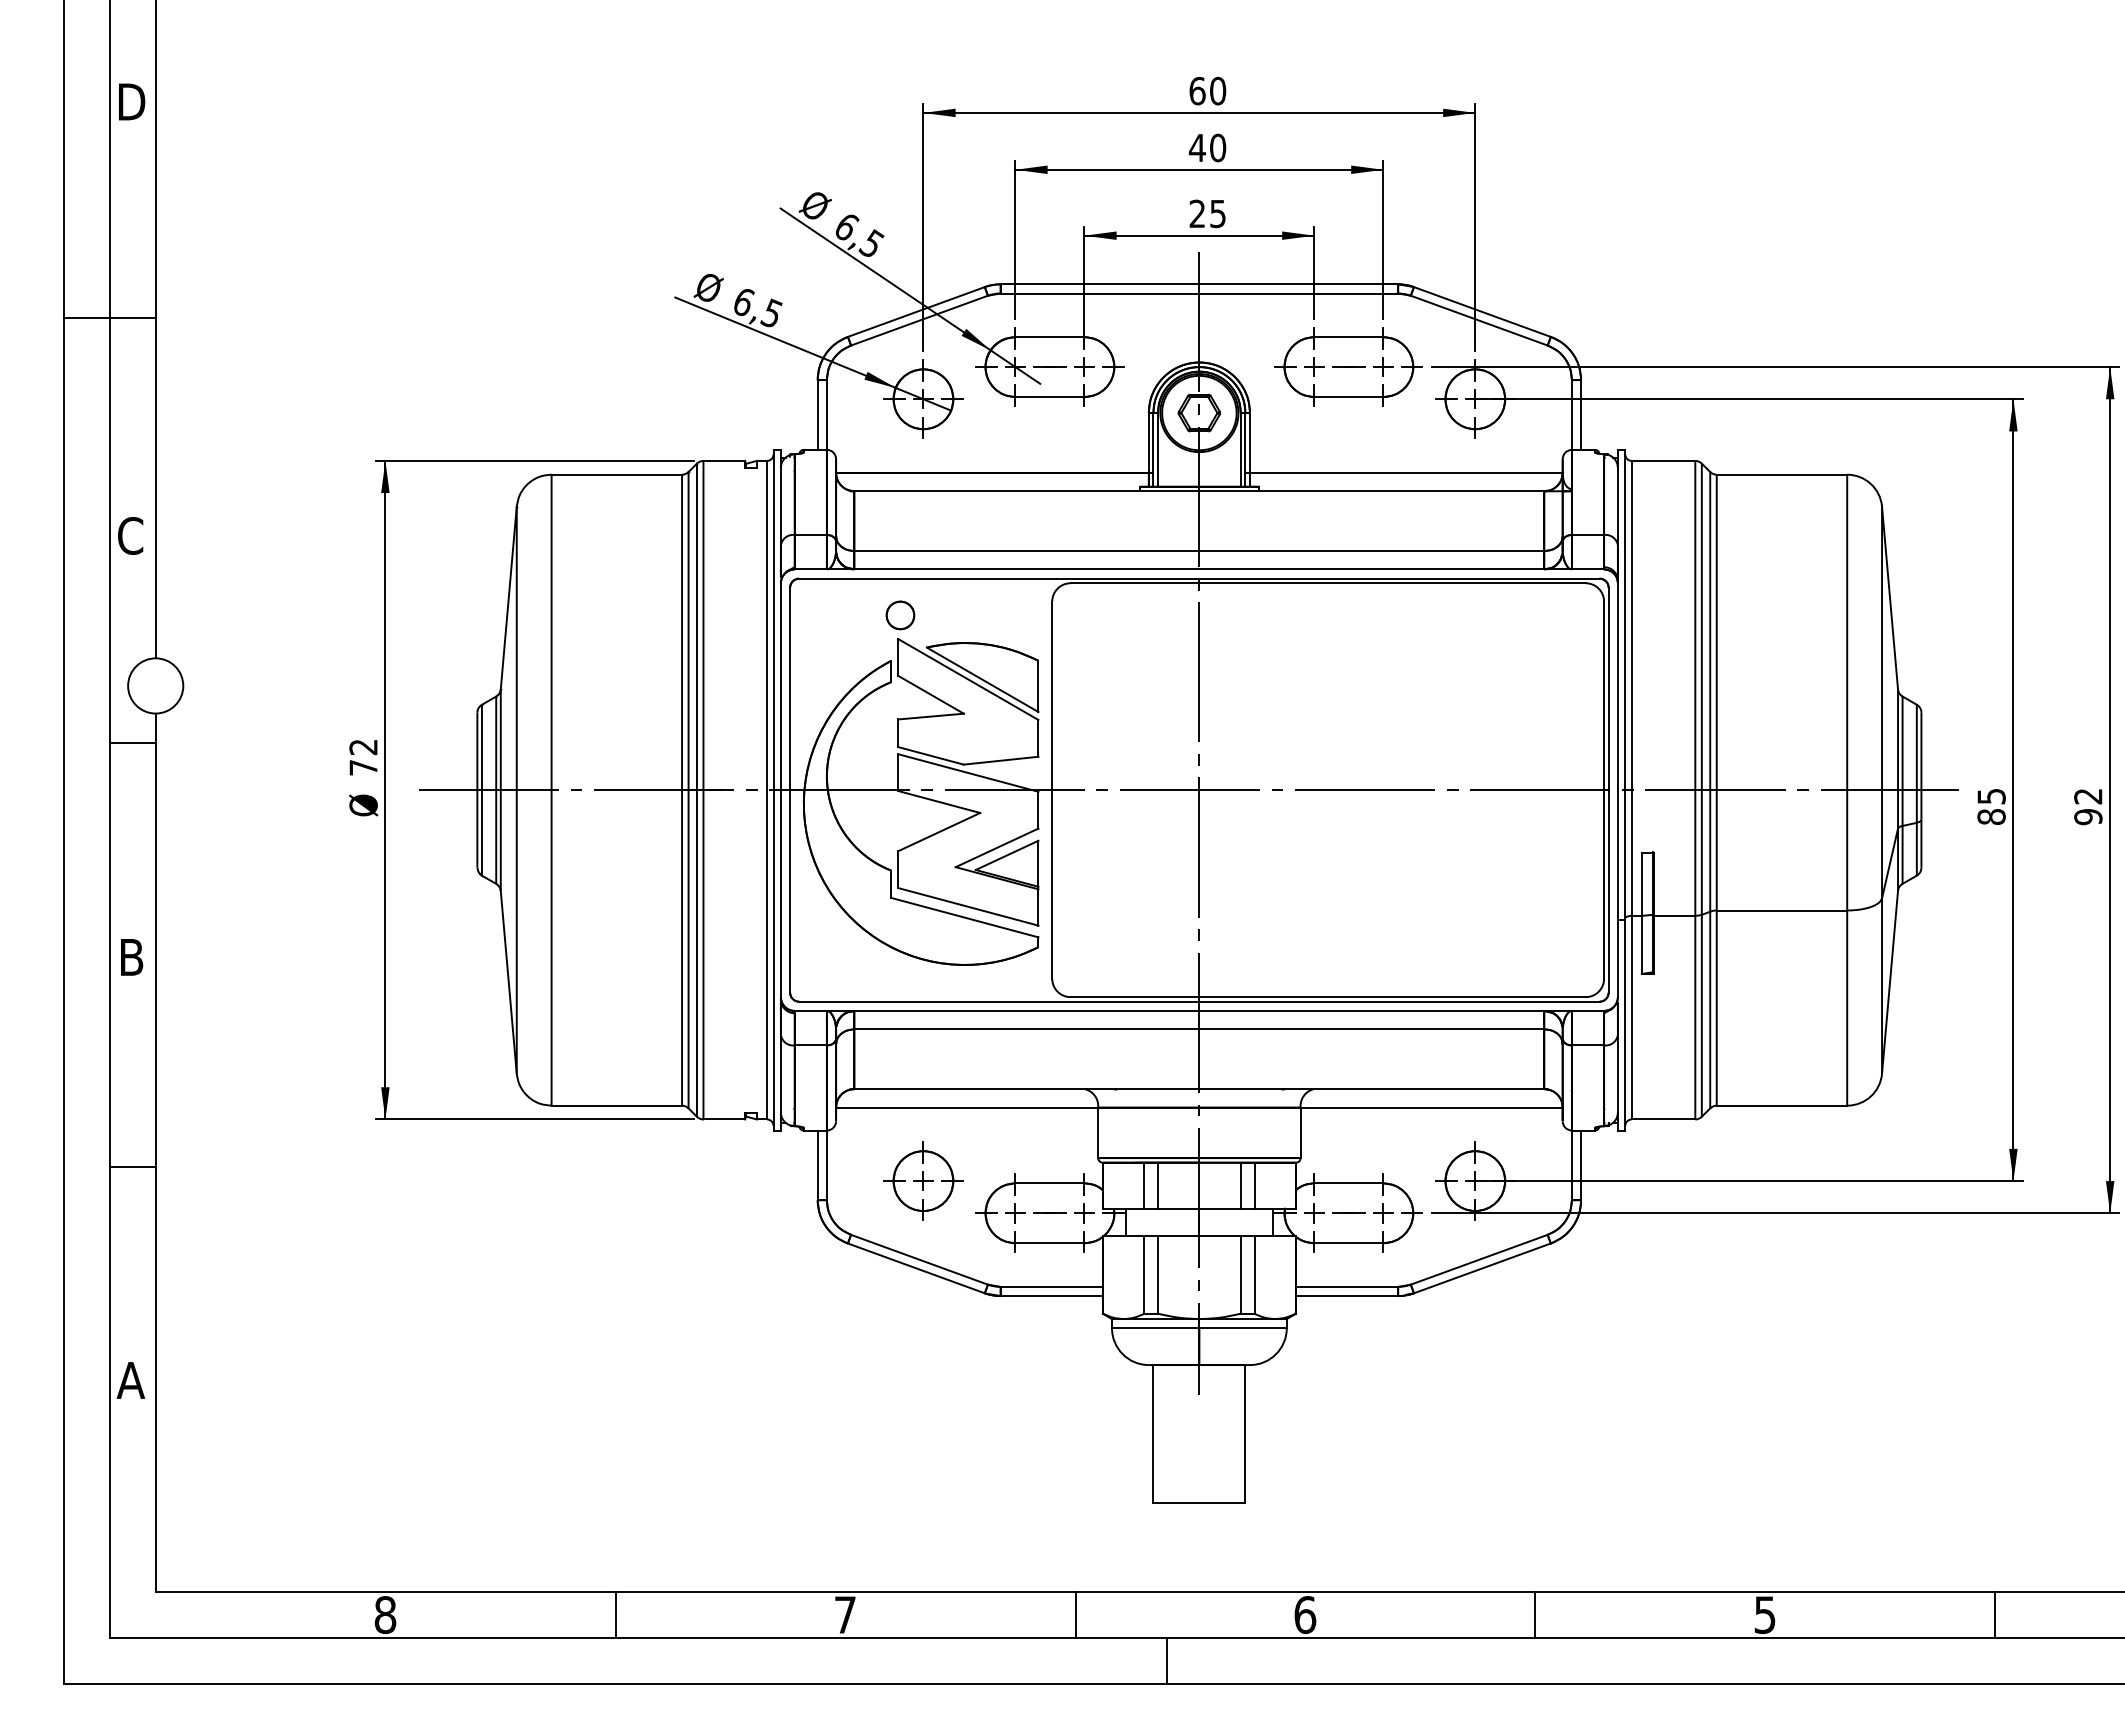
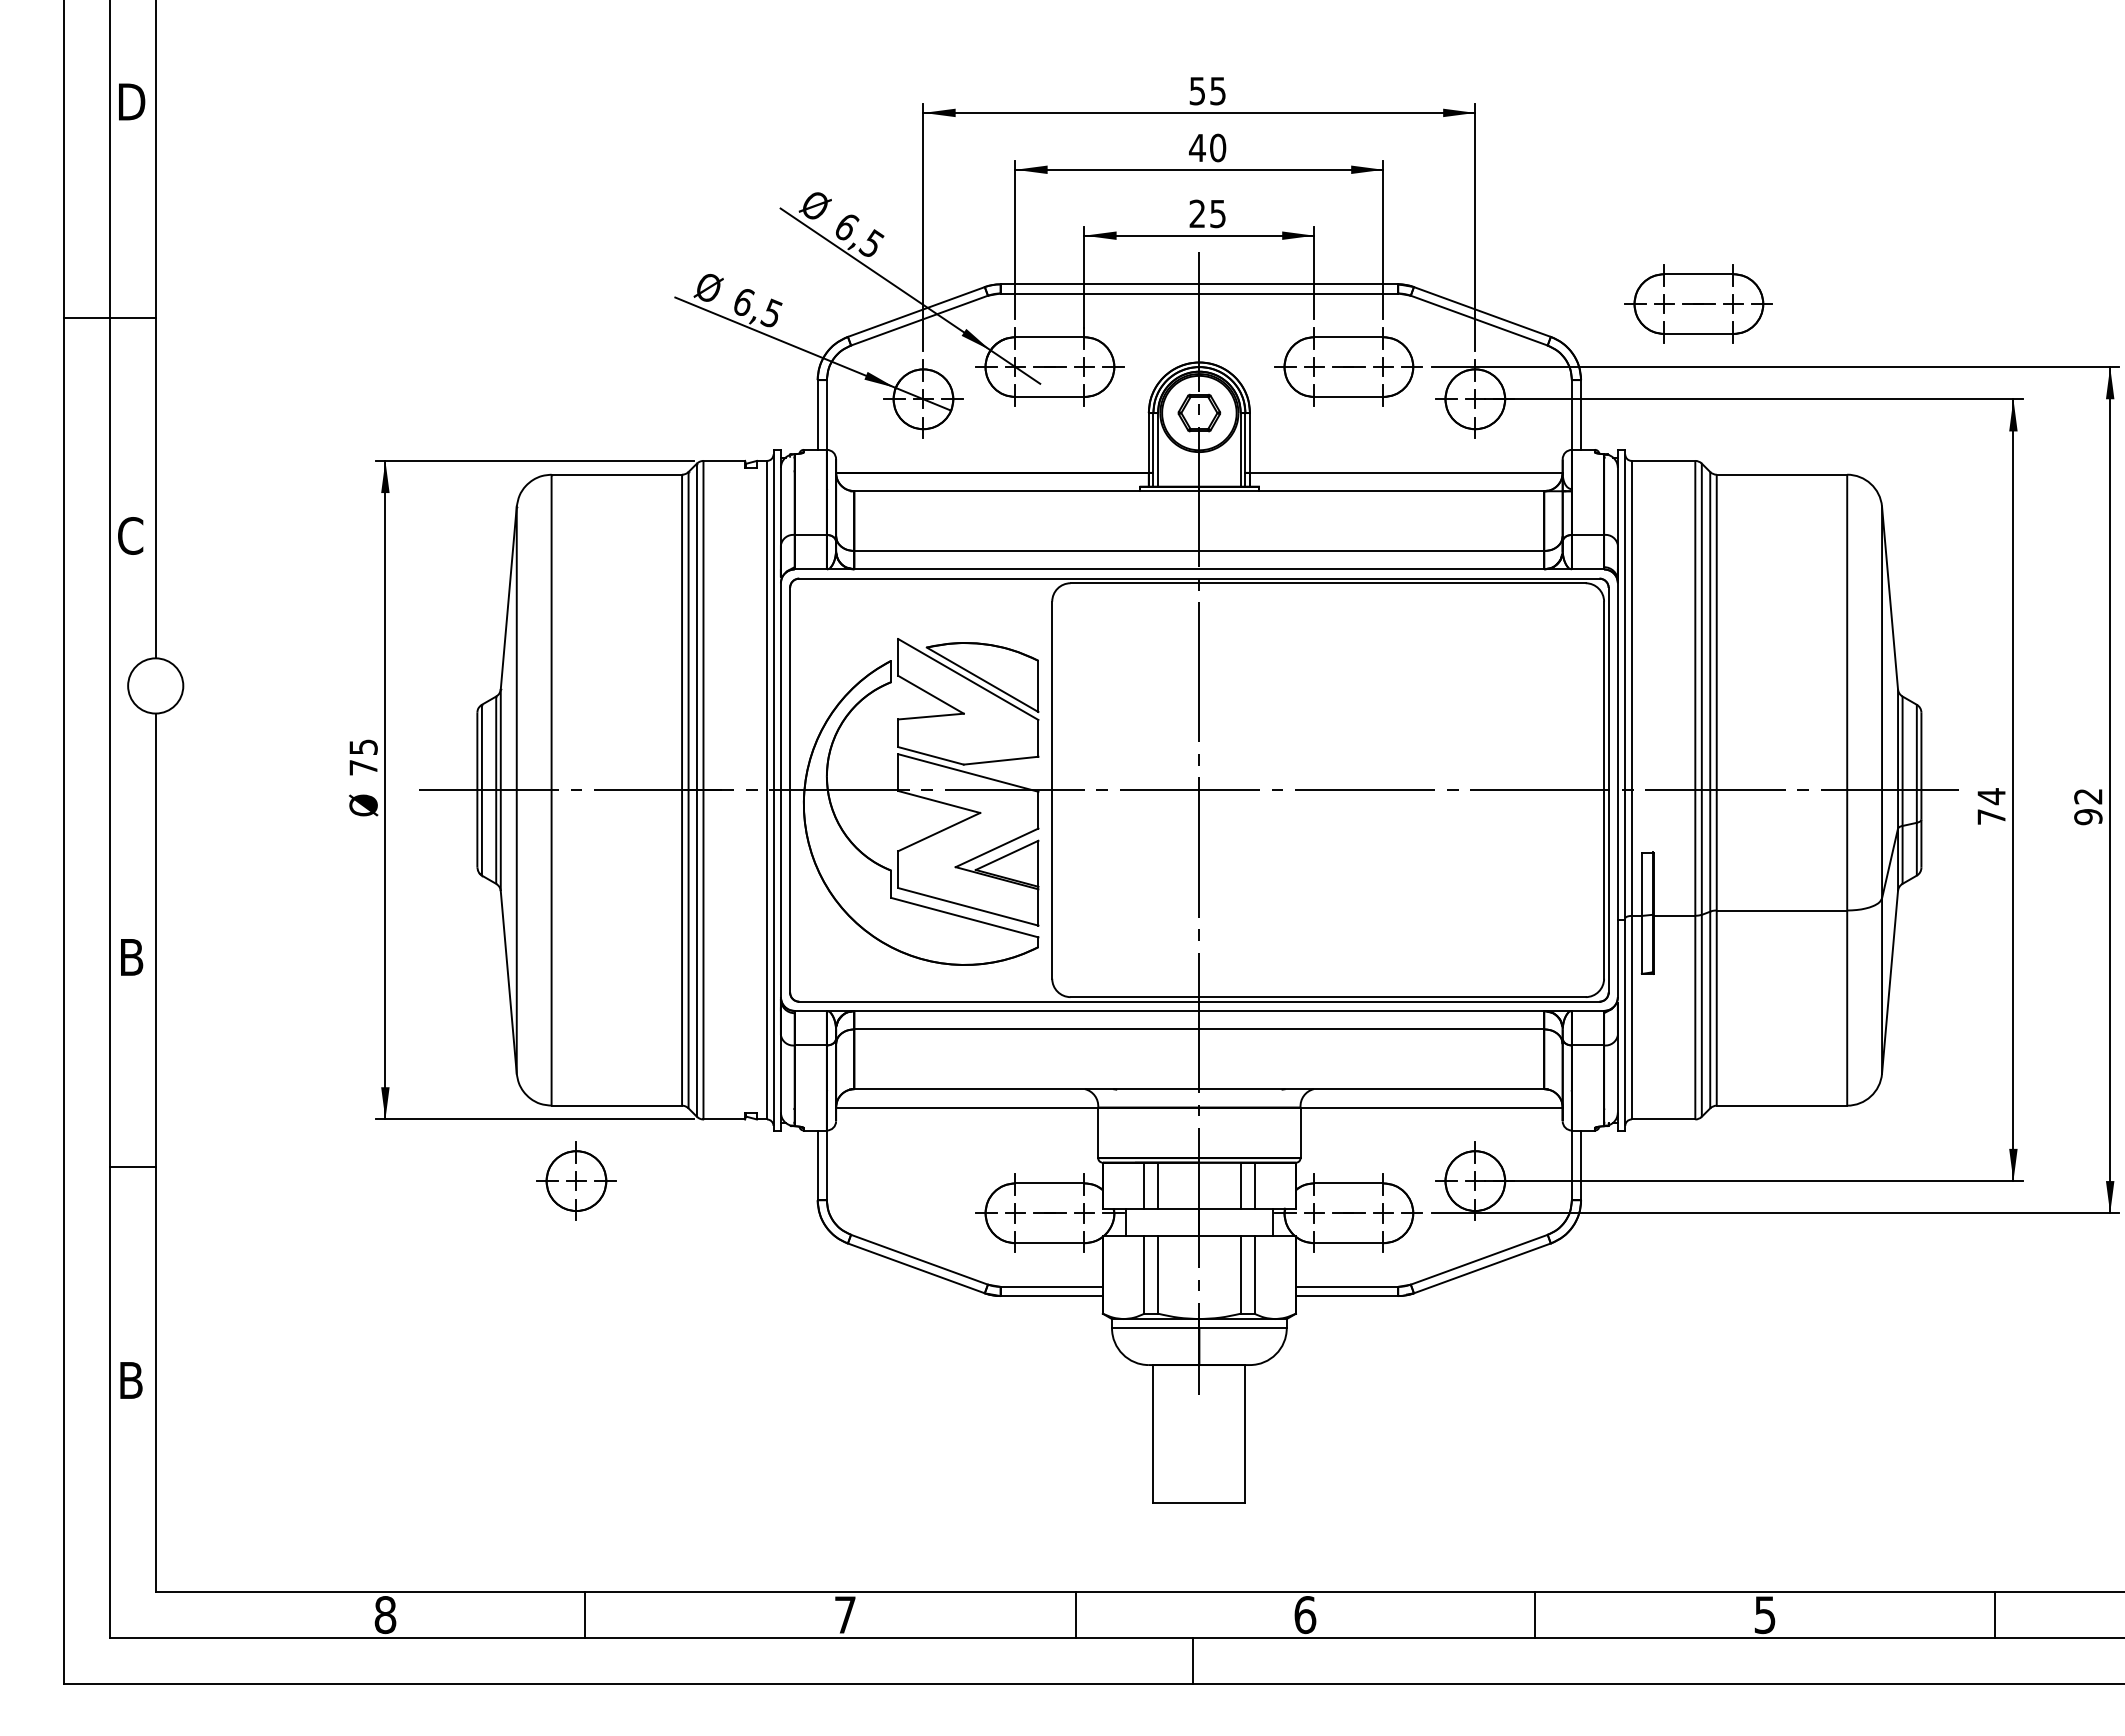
text: 60 -> 55 (1207, 90)
part: none -> present (1698, 303)
part: present -> none (900, 615)
line: present -> none (132, 742)
text: 72 -> 75 (363, 747)
text: 85 -> 74 (1991, 806)
part position: (923, 1180) -> (576, 1180) (576, 1180)
text: A -> B (130, 1380)
line position: (615, 1614) -> (584, 1614) (584, 1614)
line position: (1167, 1660) -> (1193, 1660) (1193, 1660)
